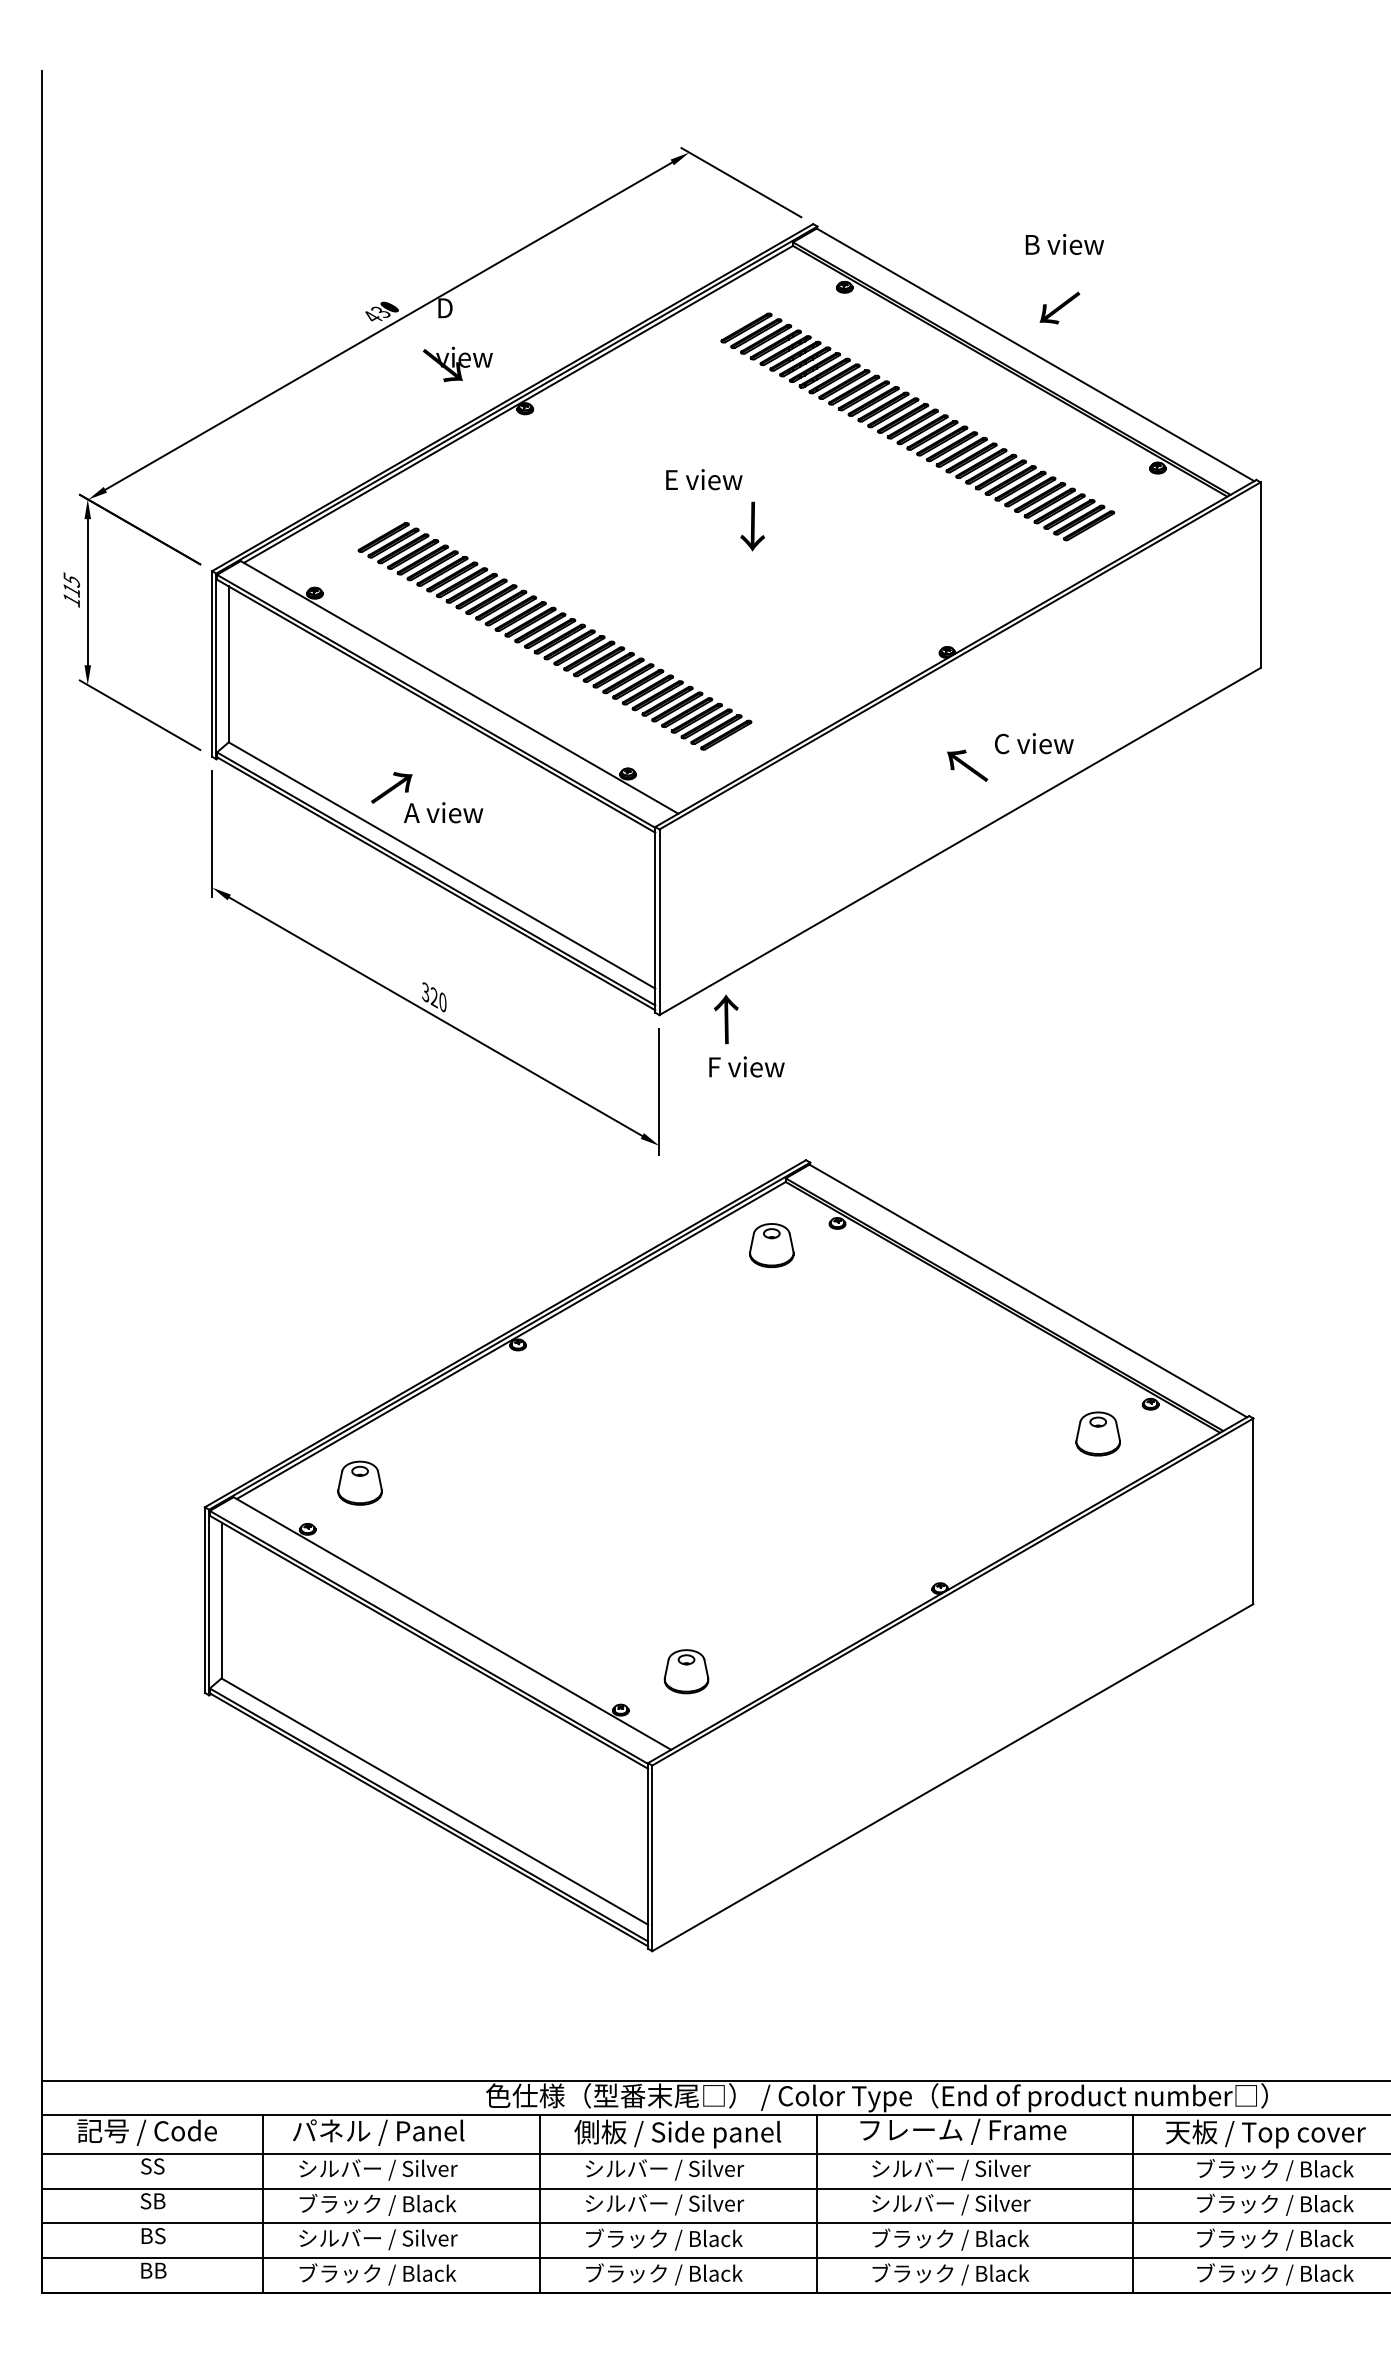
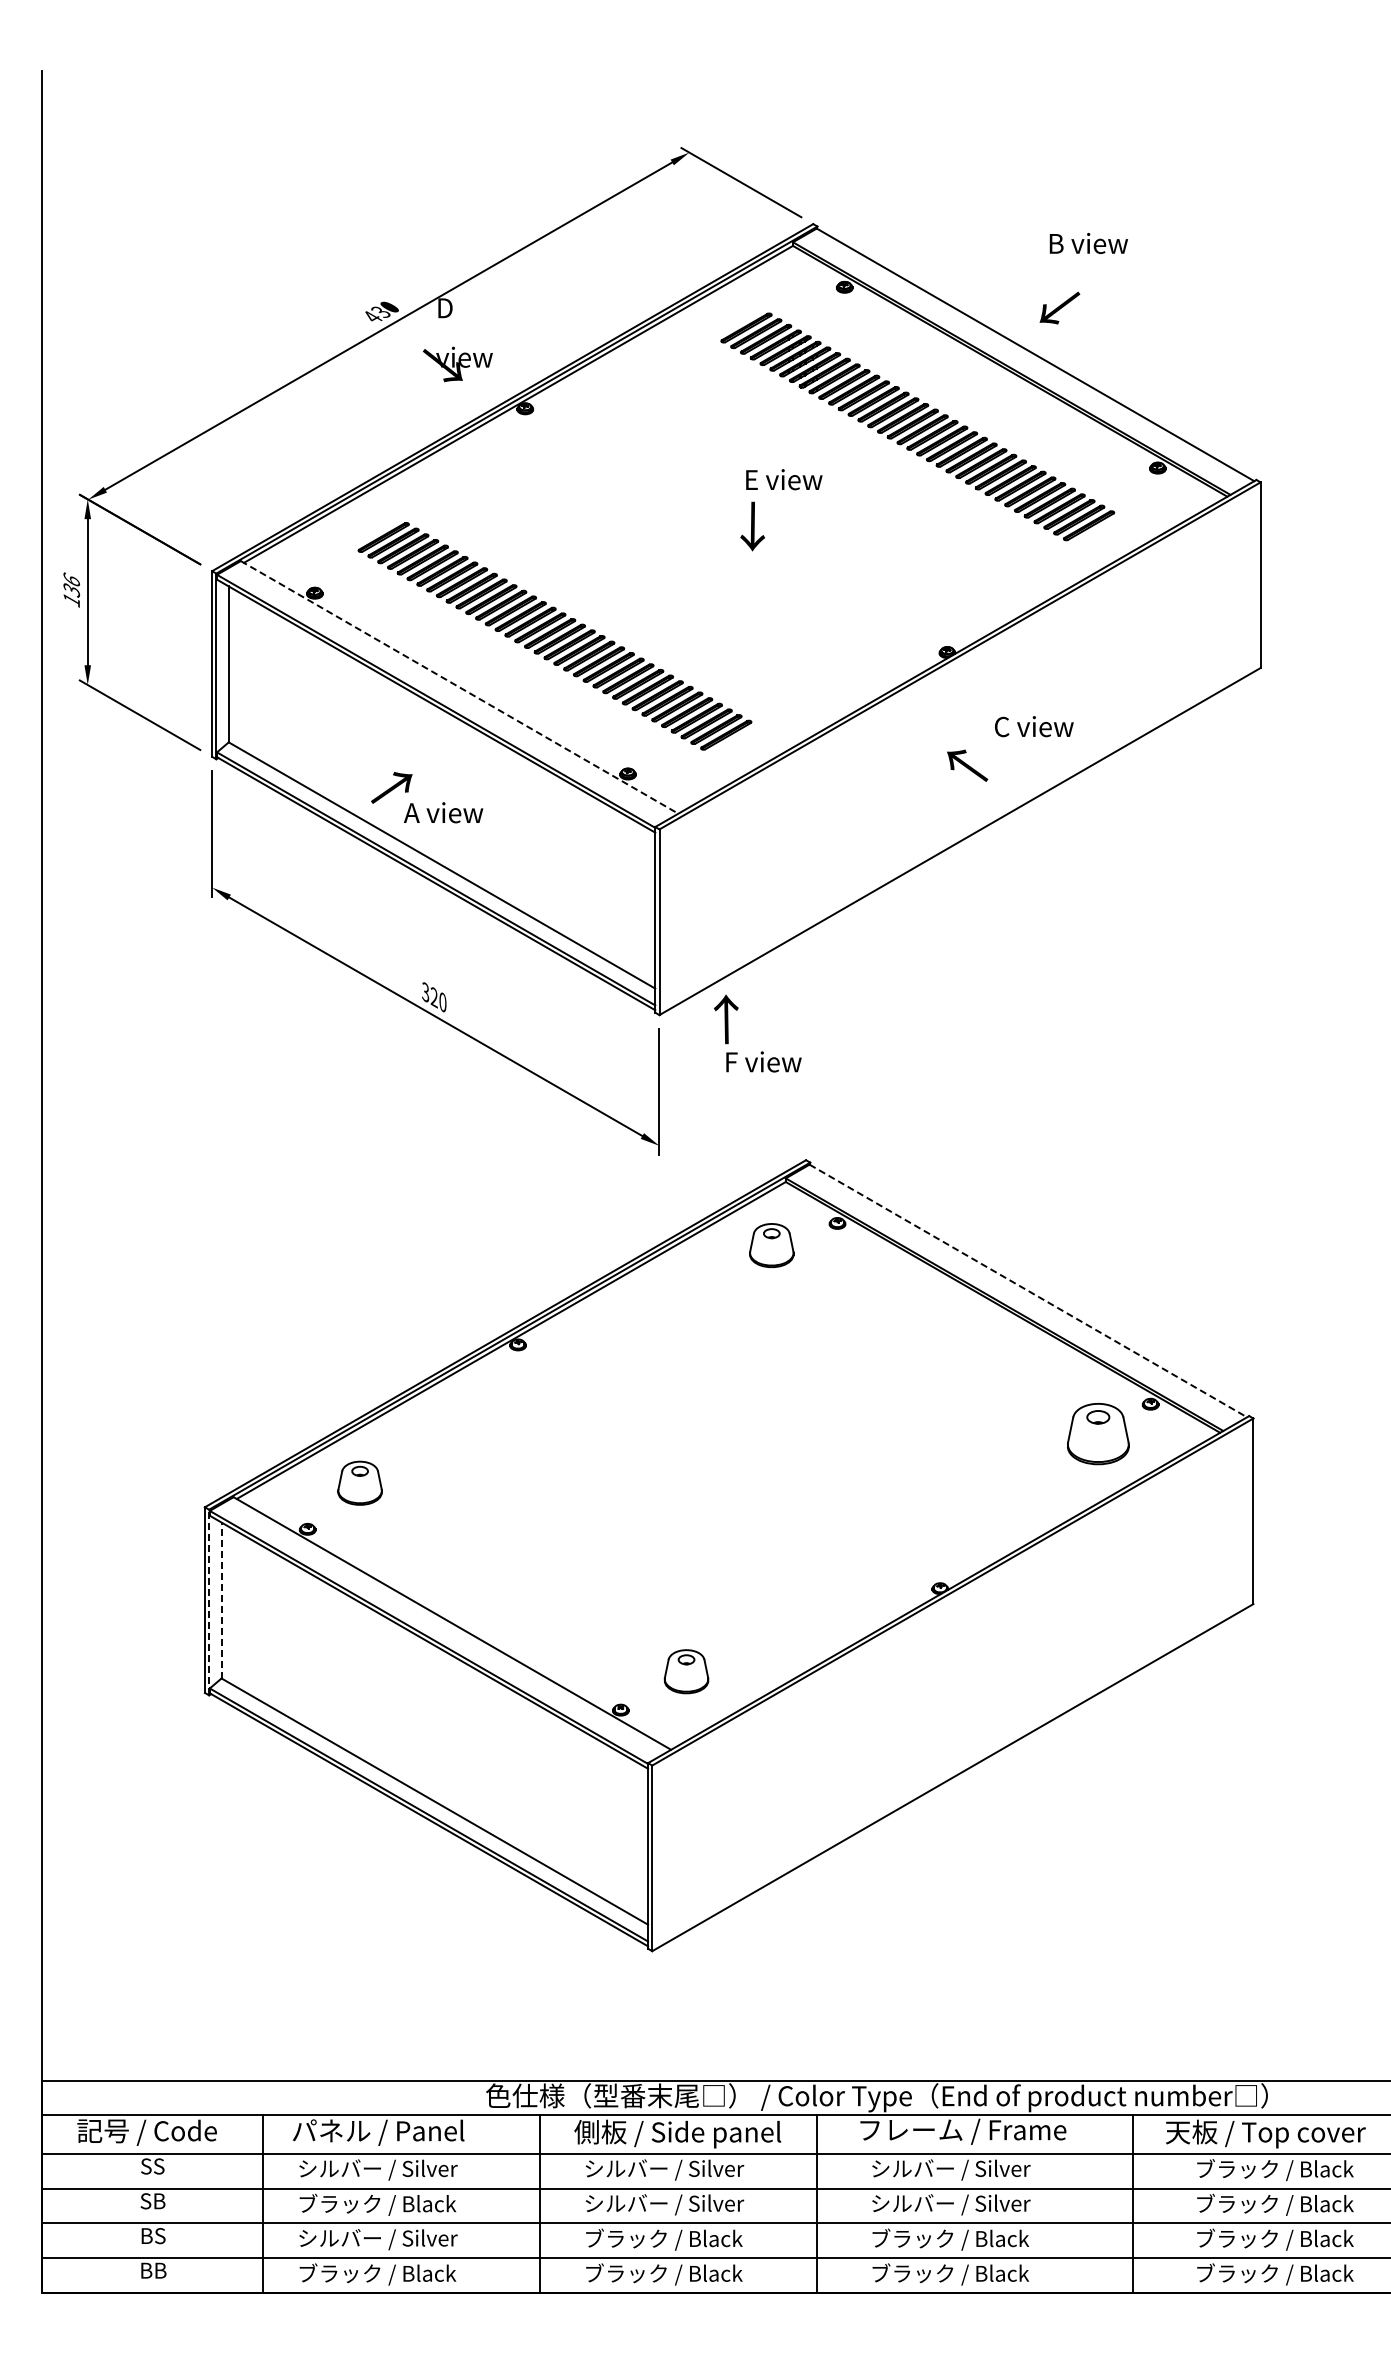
text position: (1064, 244) -> (1088, 243) (1088, 243)
text position: (704, 479) -> (784, 479) (784, 479)
text: 115 -> 136 (71, 584)
line: solid -> dashed (459, 687)
text position: (1034, 743) -> (1034, 726) (1034, 726)
text position: (746, 1066) -> (763, 1061) (763, 1061)
line: solid -> dashed (1028, 1290)
part size: 46x46 px -> 63x63 px (1098, 1434)
line: solid -> dashed (221, 1600)
line: solid -> dashed (209, 1602)
